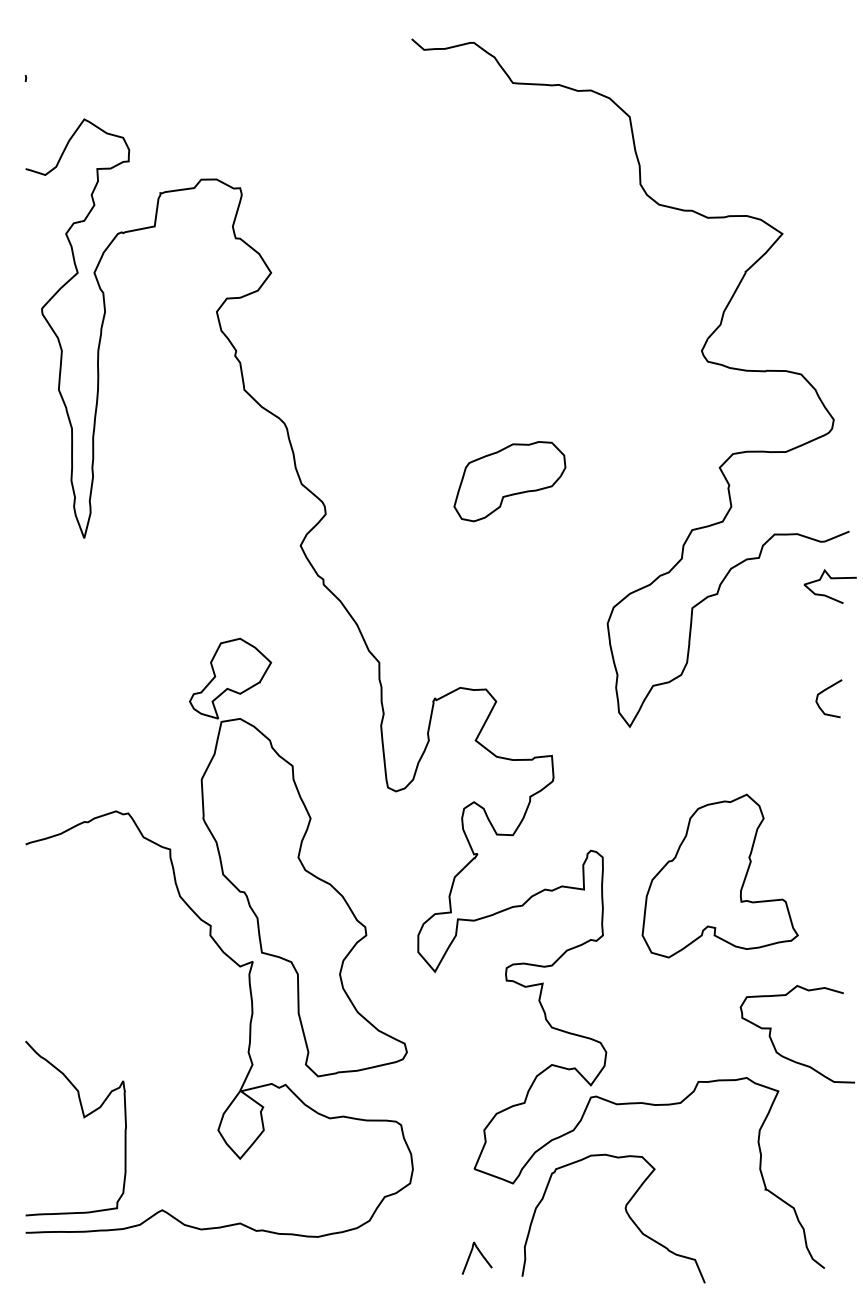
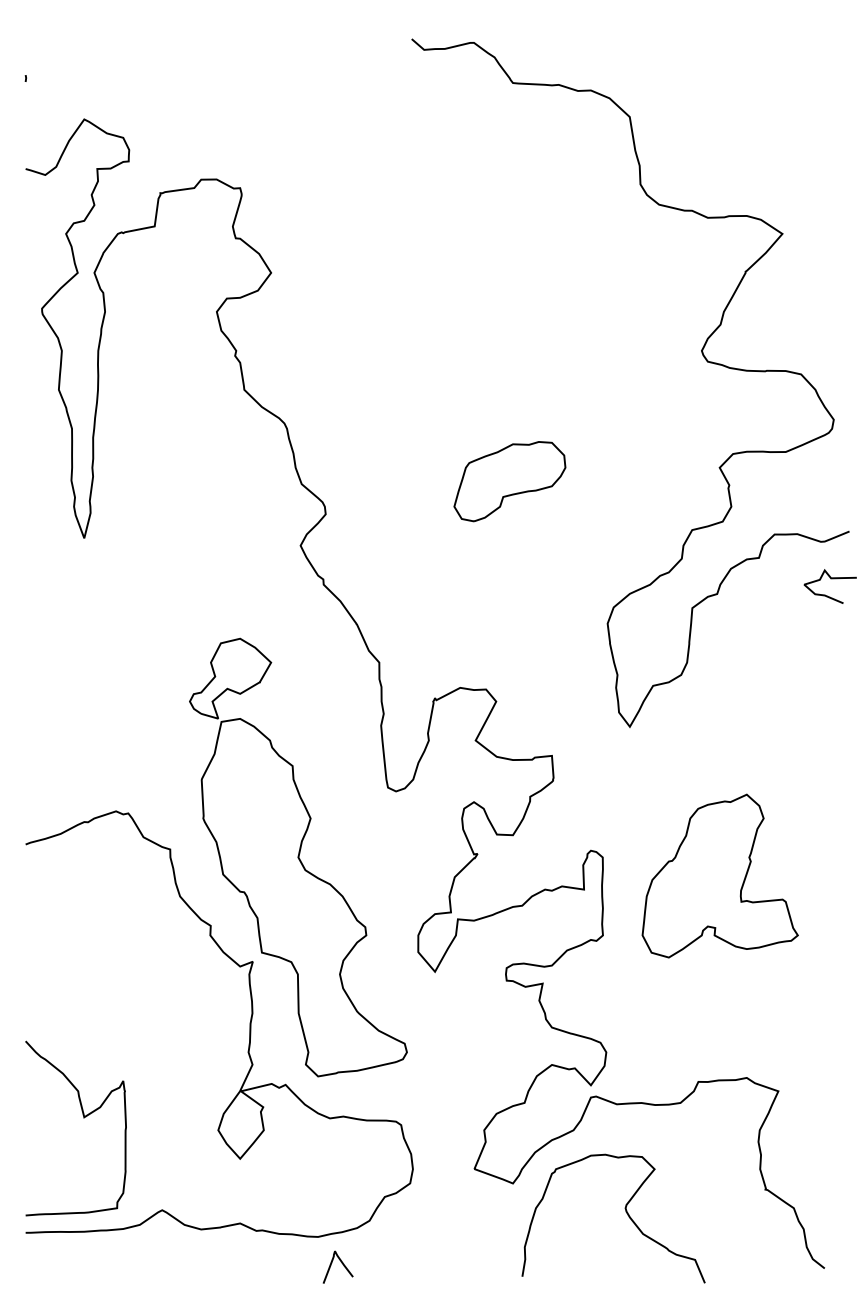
curve: present -> none (823, 692)
curve: present -> none (774, 1044)
curve position: (480, 1254) -> (341, 1263) (341, 1263)
